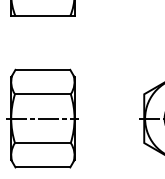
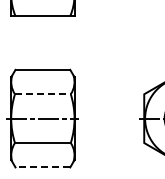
line: solid -> dashed (42, 94)
line: solid -> dashed (42, 167)
